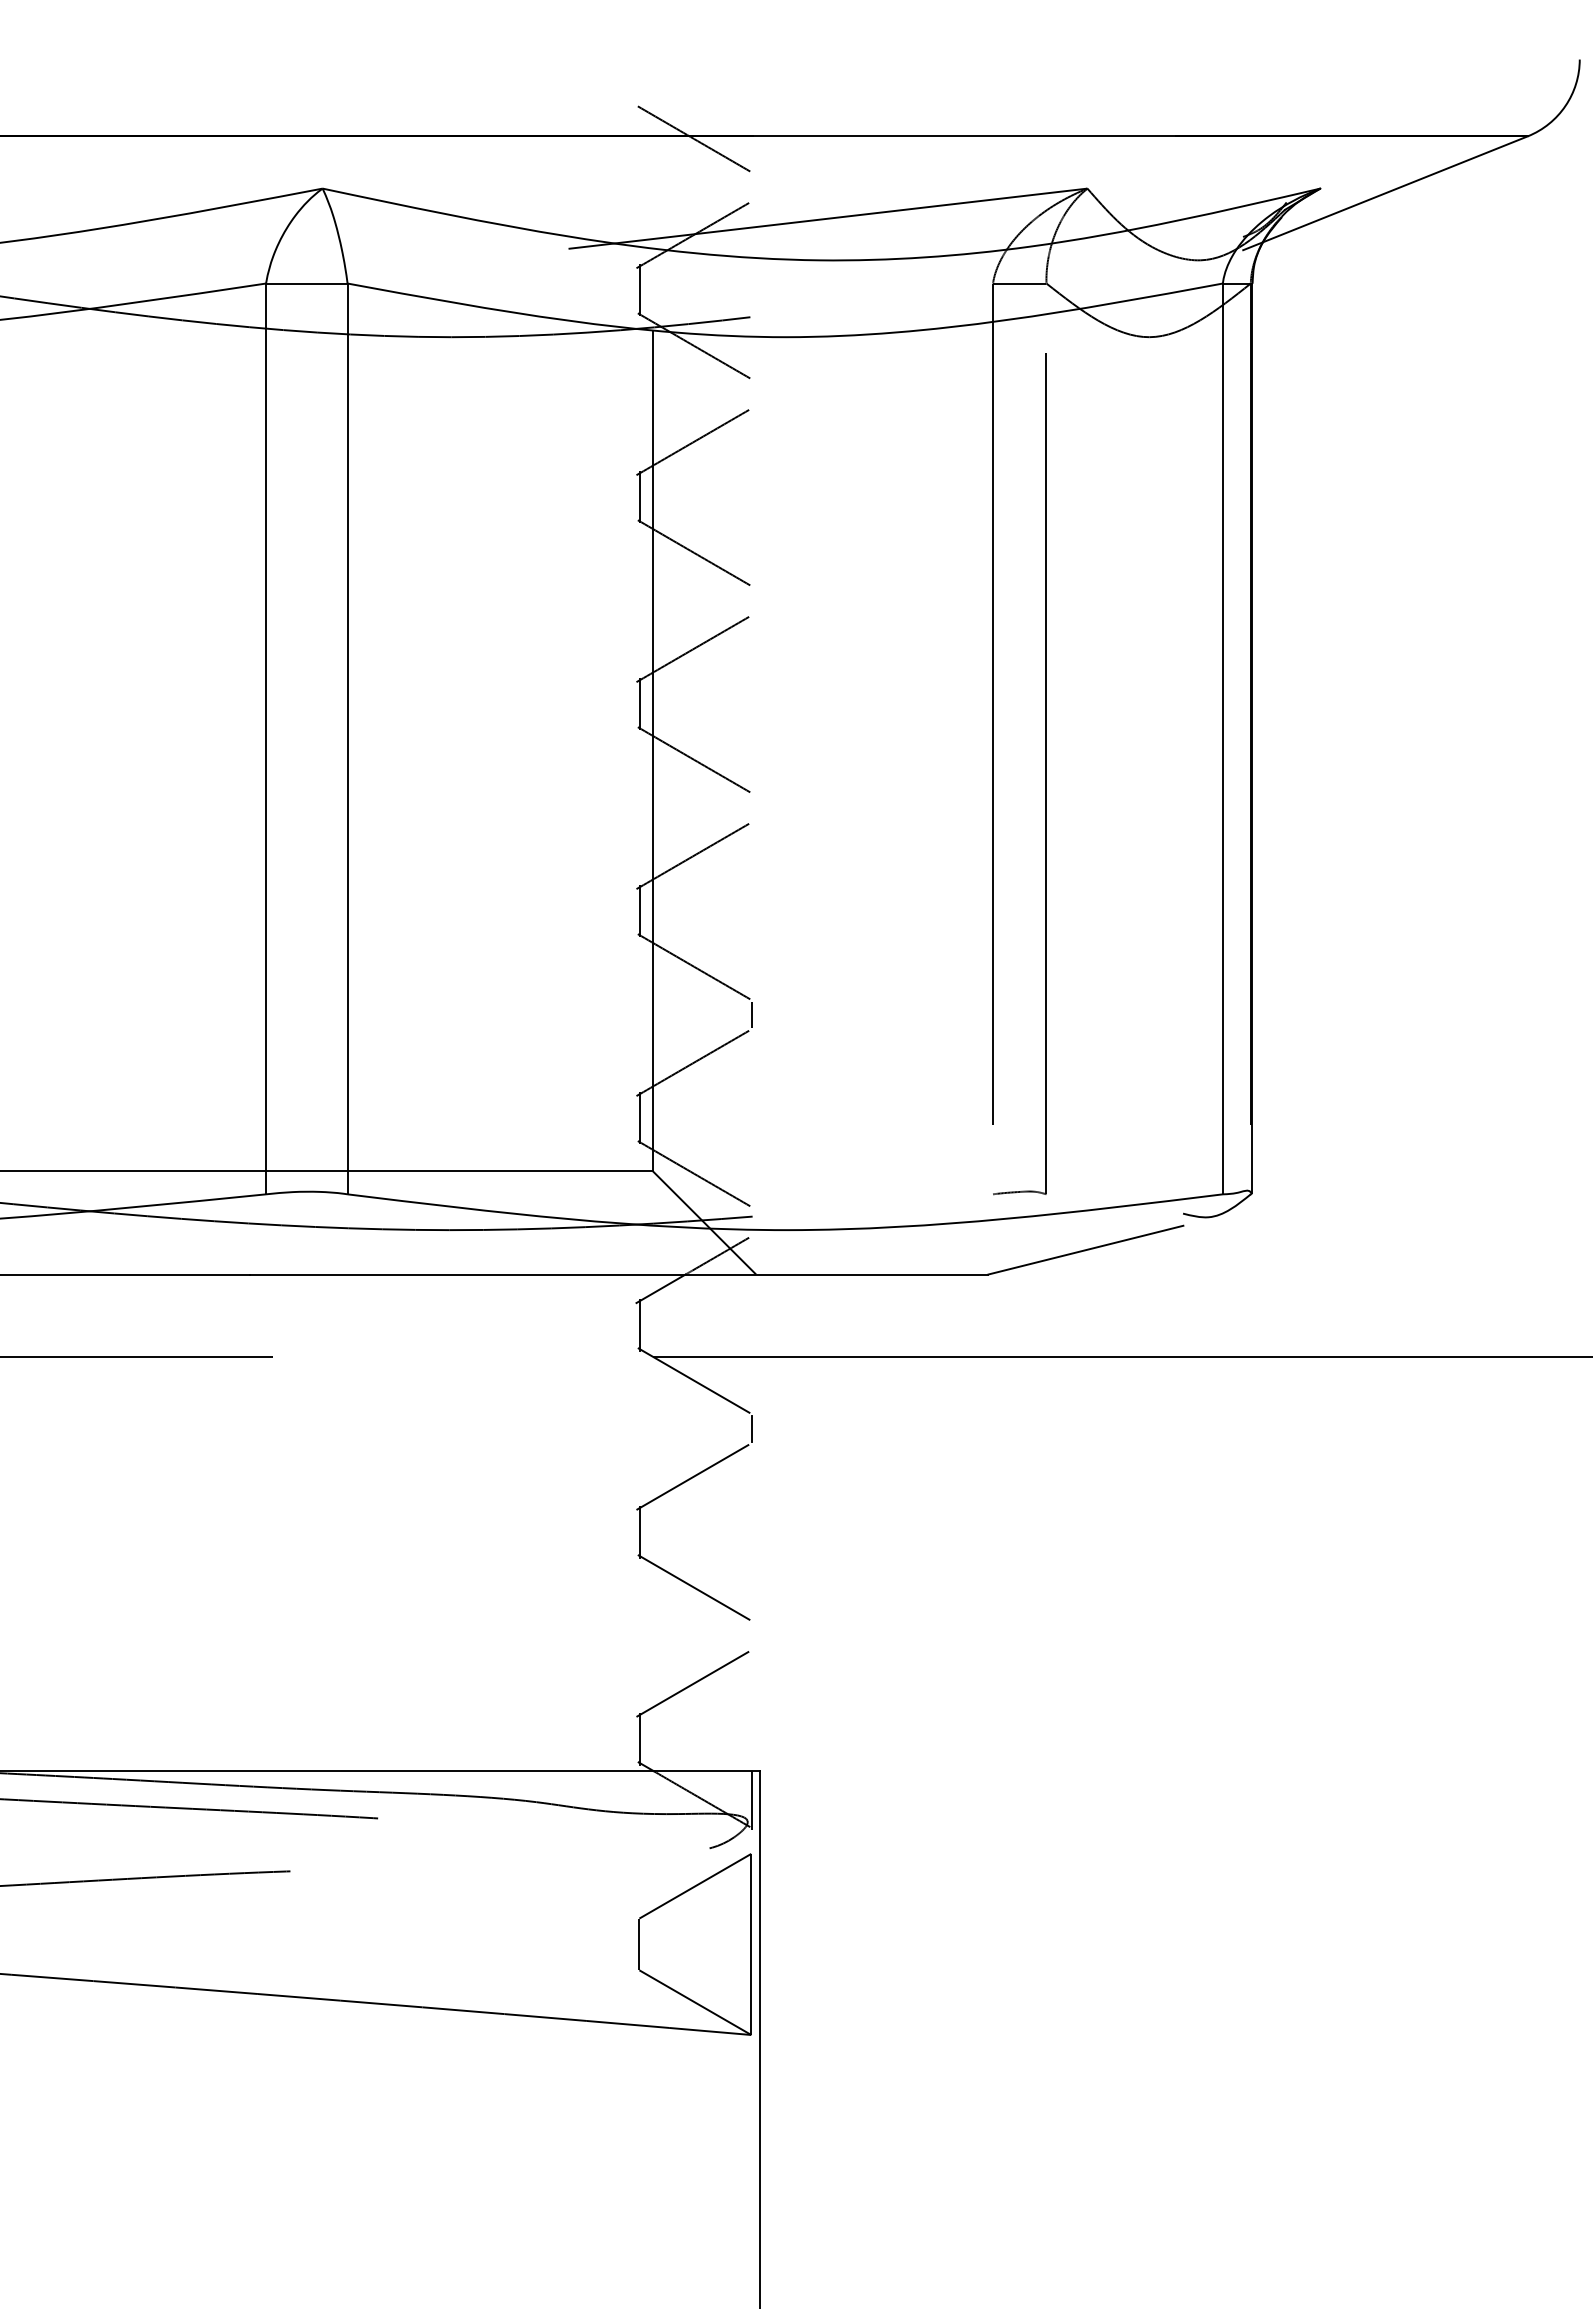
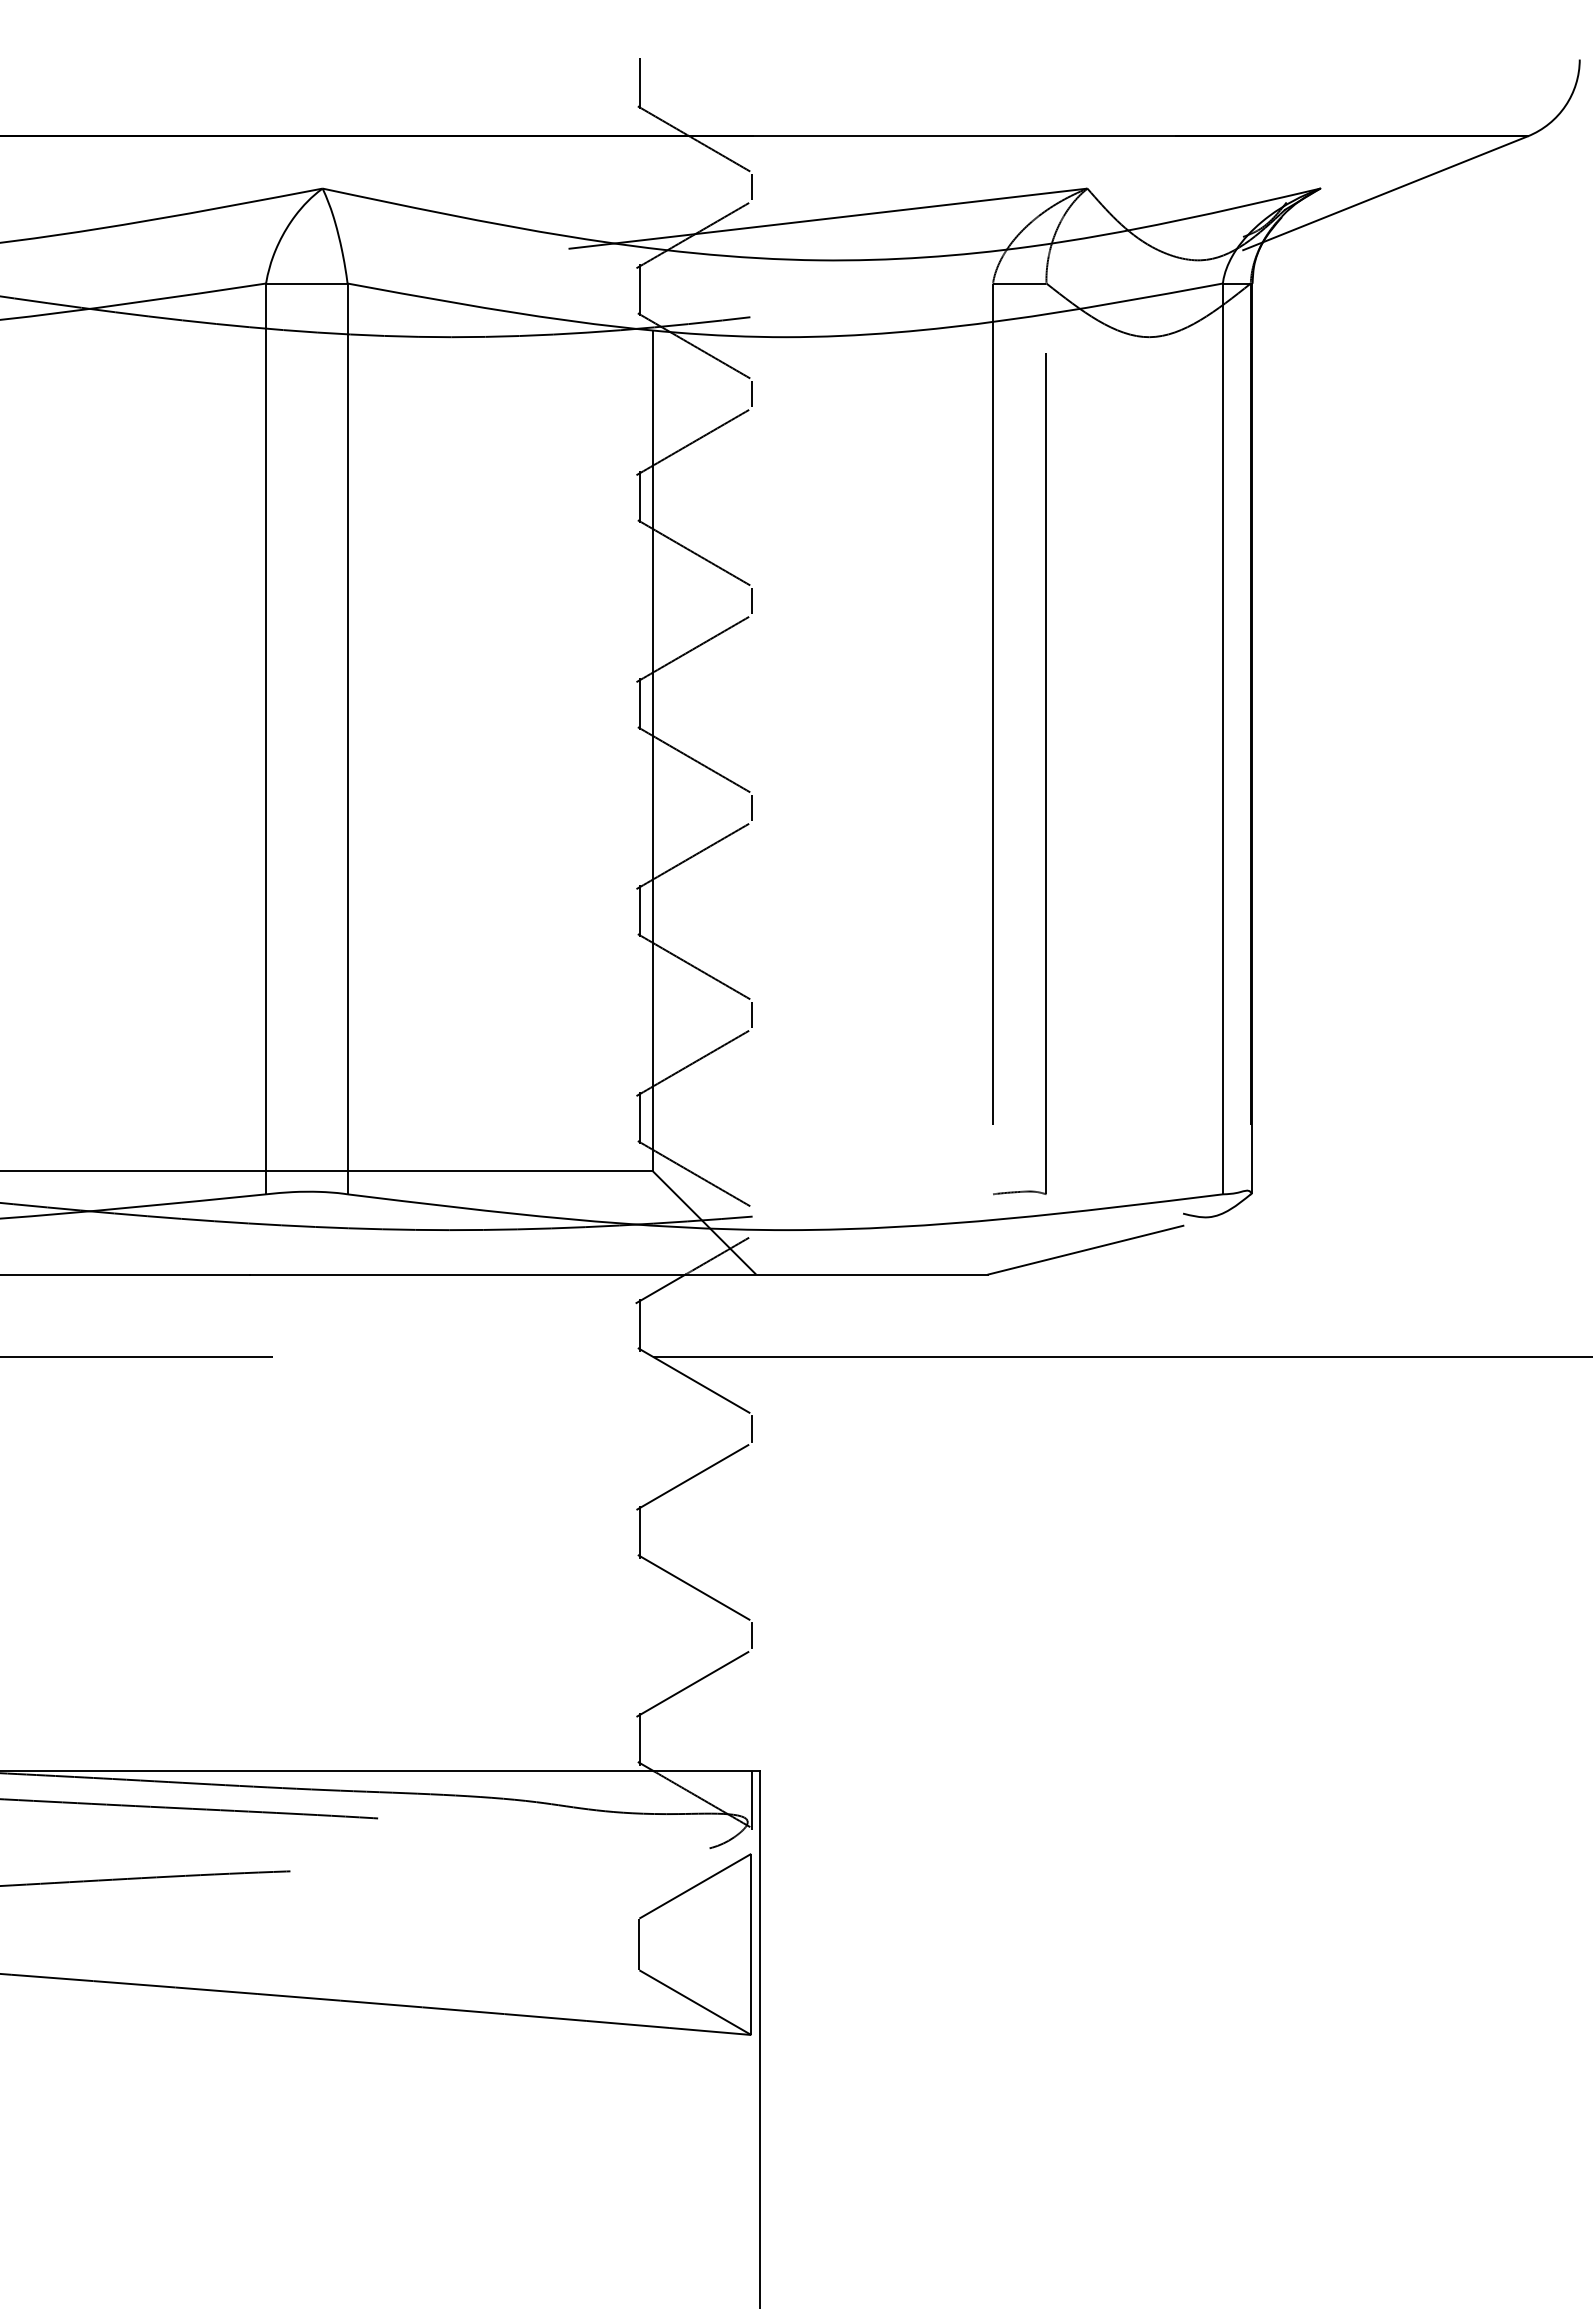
line: none -> present (639, 83)
line: none -> present (751, 186)
line: none -> present (751, 393)
line: none -> present (751, 600)
line: none -> present (751, 807)
line: none -> present (751, 1635)
